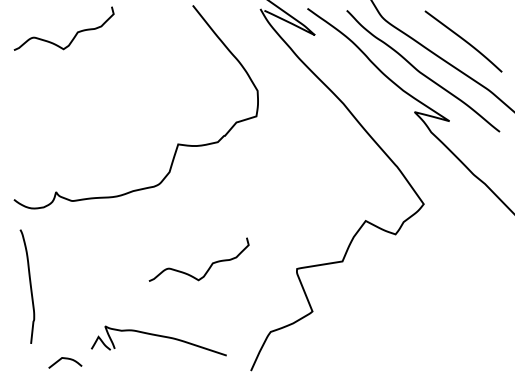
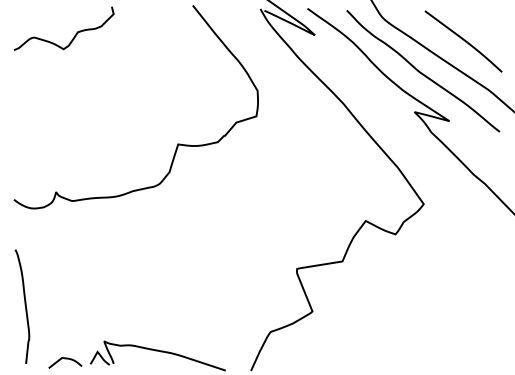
curve: present -> none (209, 266)
curve position: (29, 285) -> (24, 305) (24, 305)
part position: (158, 340) -> (157, 355) (157, 355)
